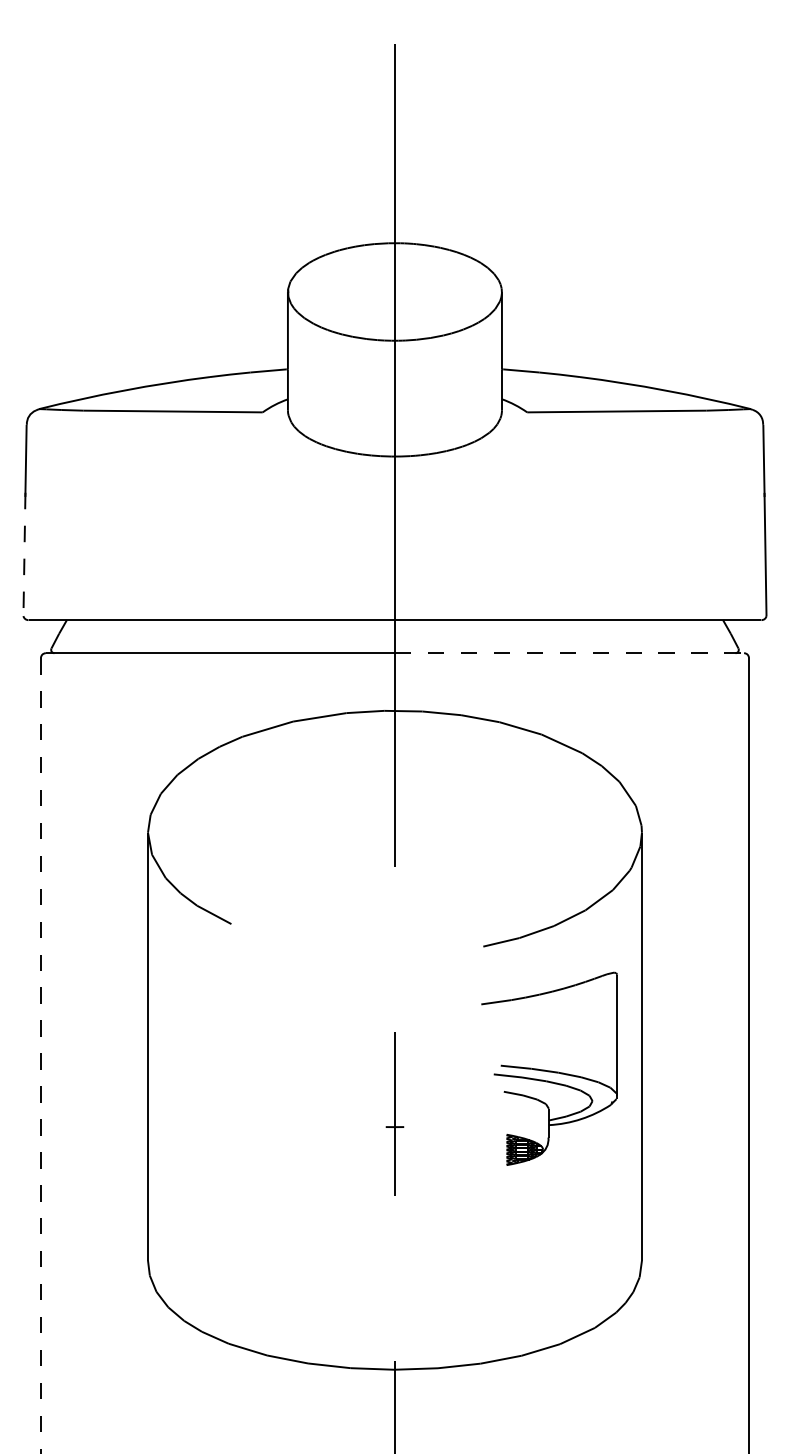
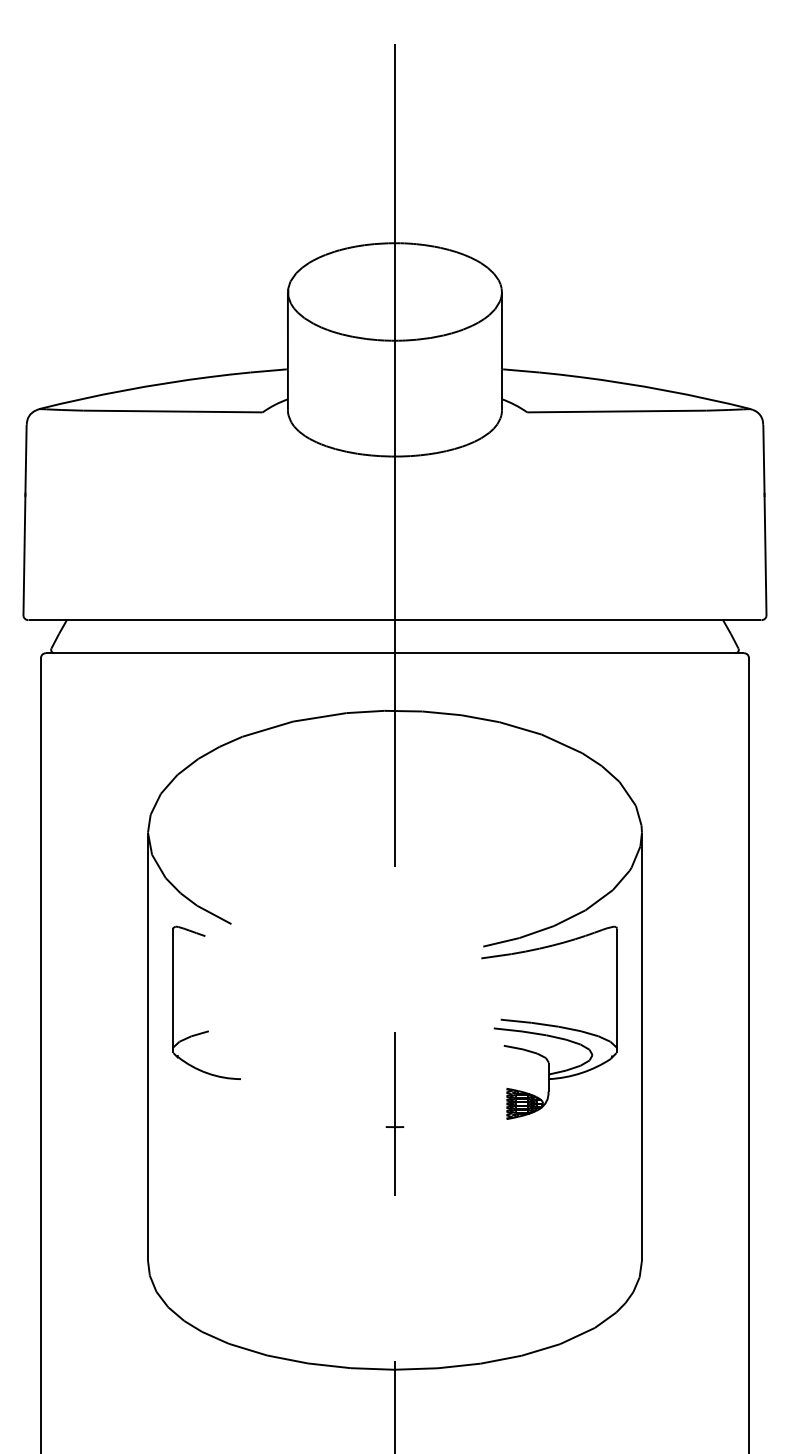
line: dashed -> solid (24, 554)
line: dashed -> solid (569, 653)
part: none -> present (207, 1030)
line: dashed -> solid (40, 1056)
part position: (549, 1068) -> (549, 1022) (549, 1022)
